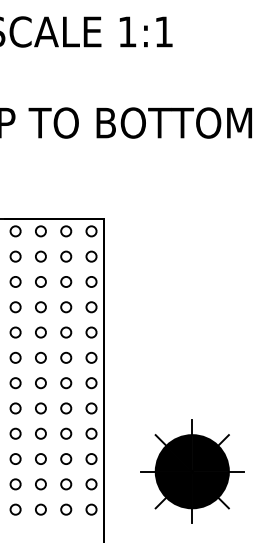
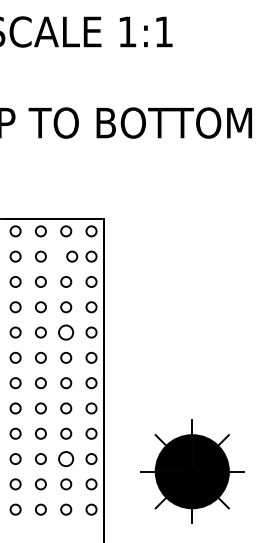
circle position: (66, 256) -> (72, 256) (72, 256)
circle size: 13x13 px -> 17x17 px (66, 332)
circle size: 13x12 px -> 17x17 px (66, 459)
